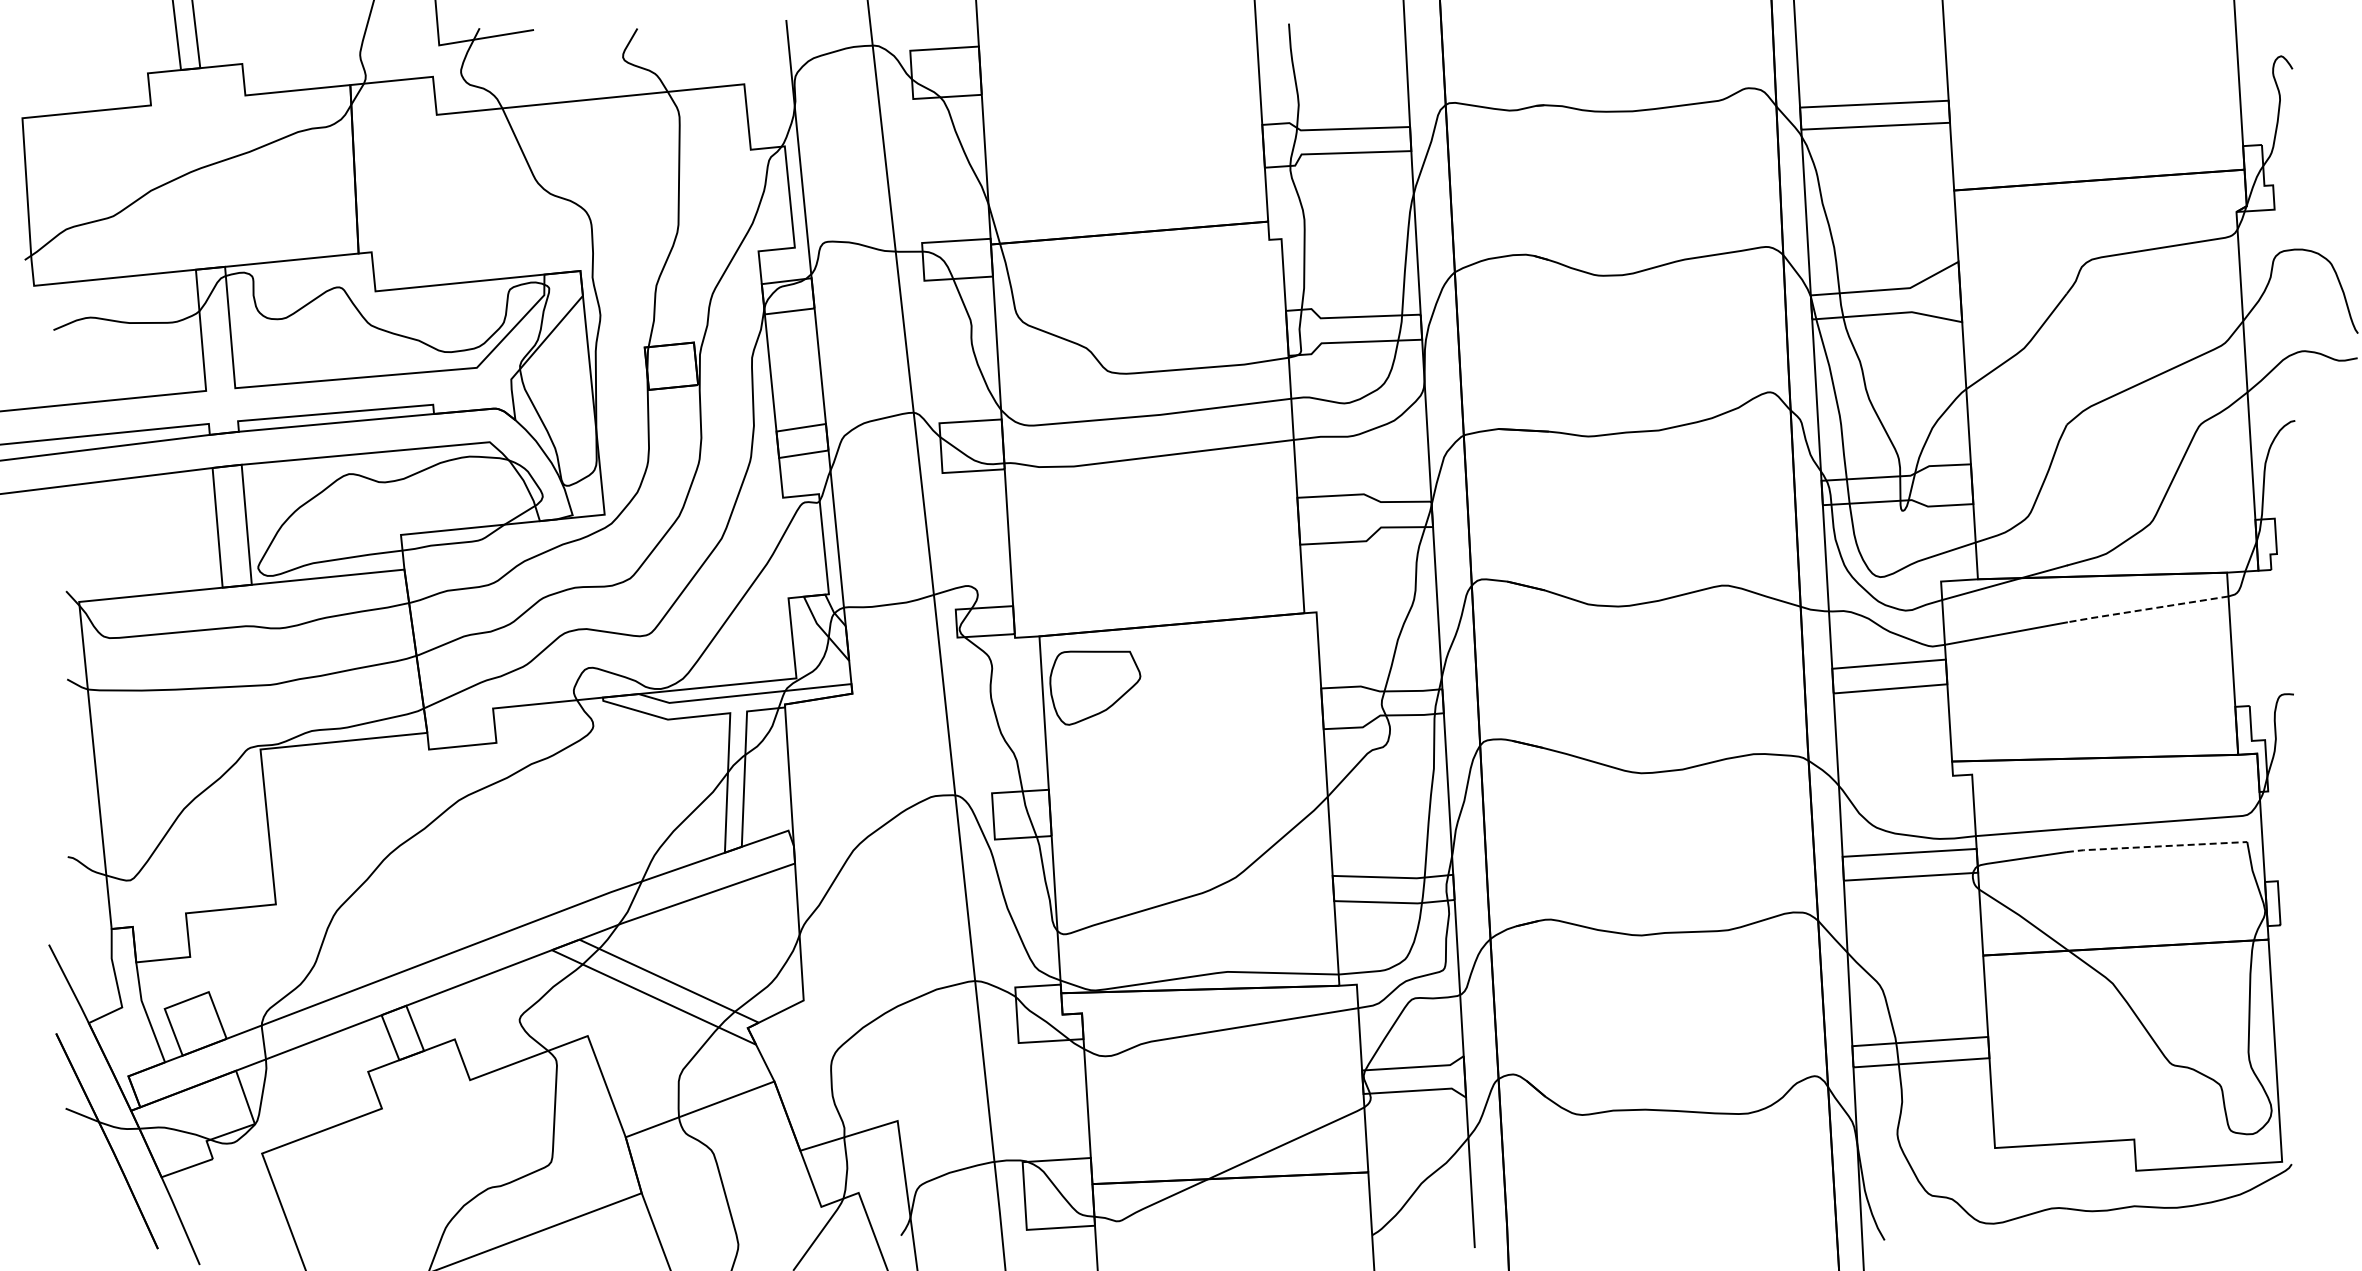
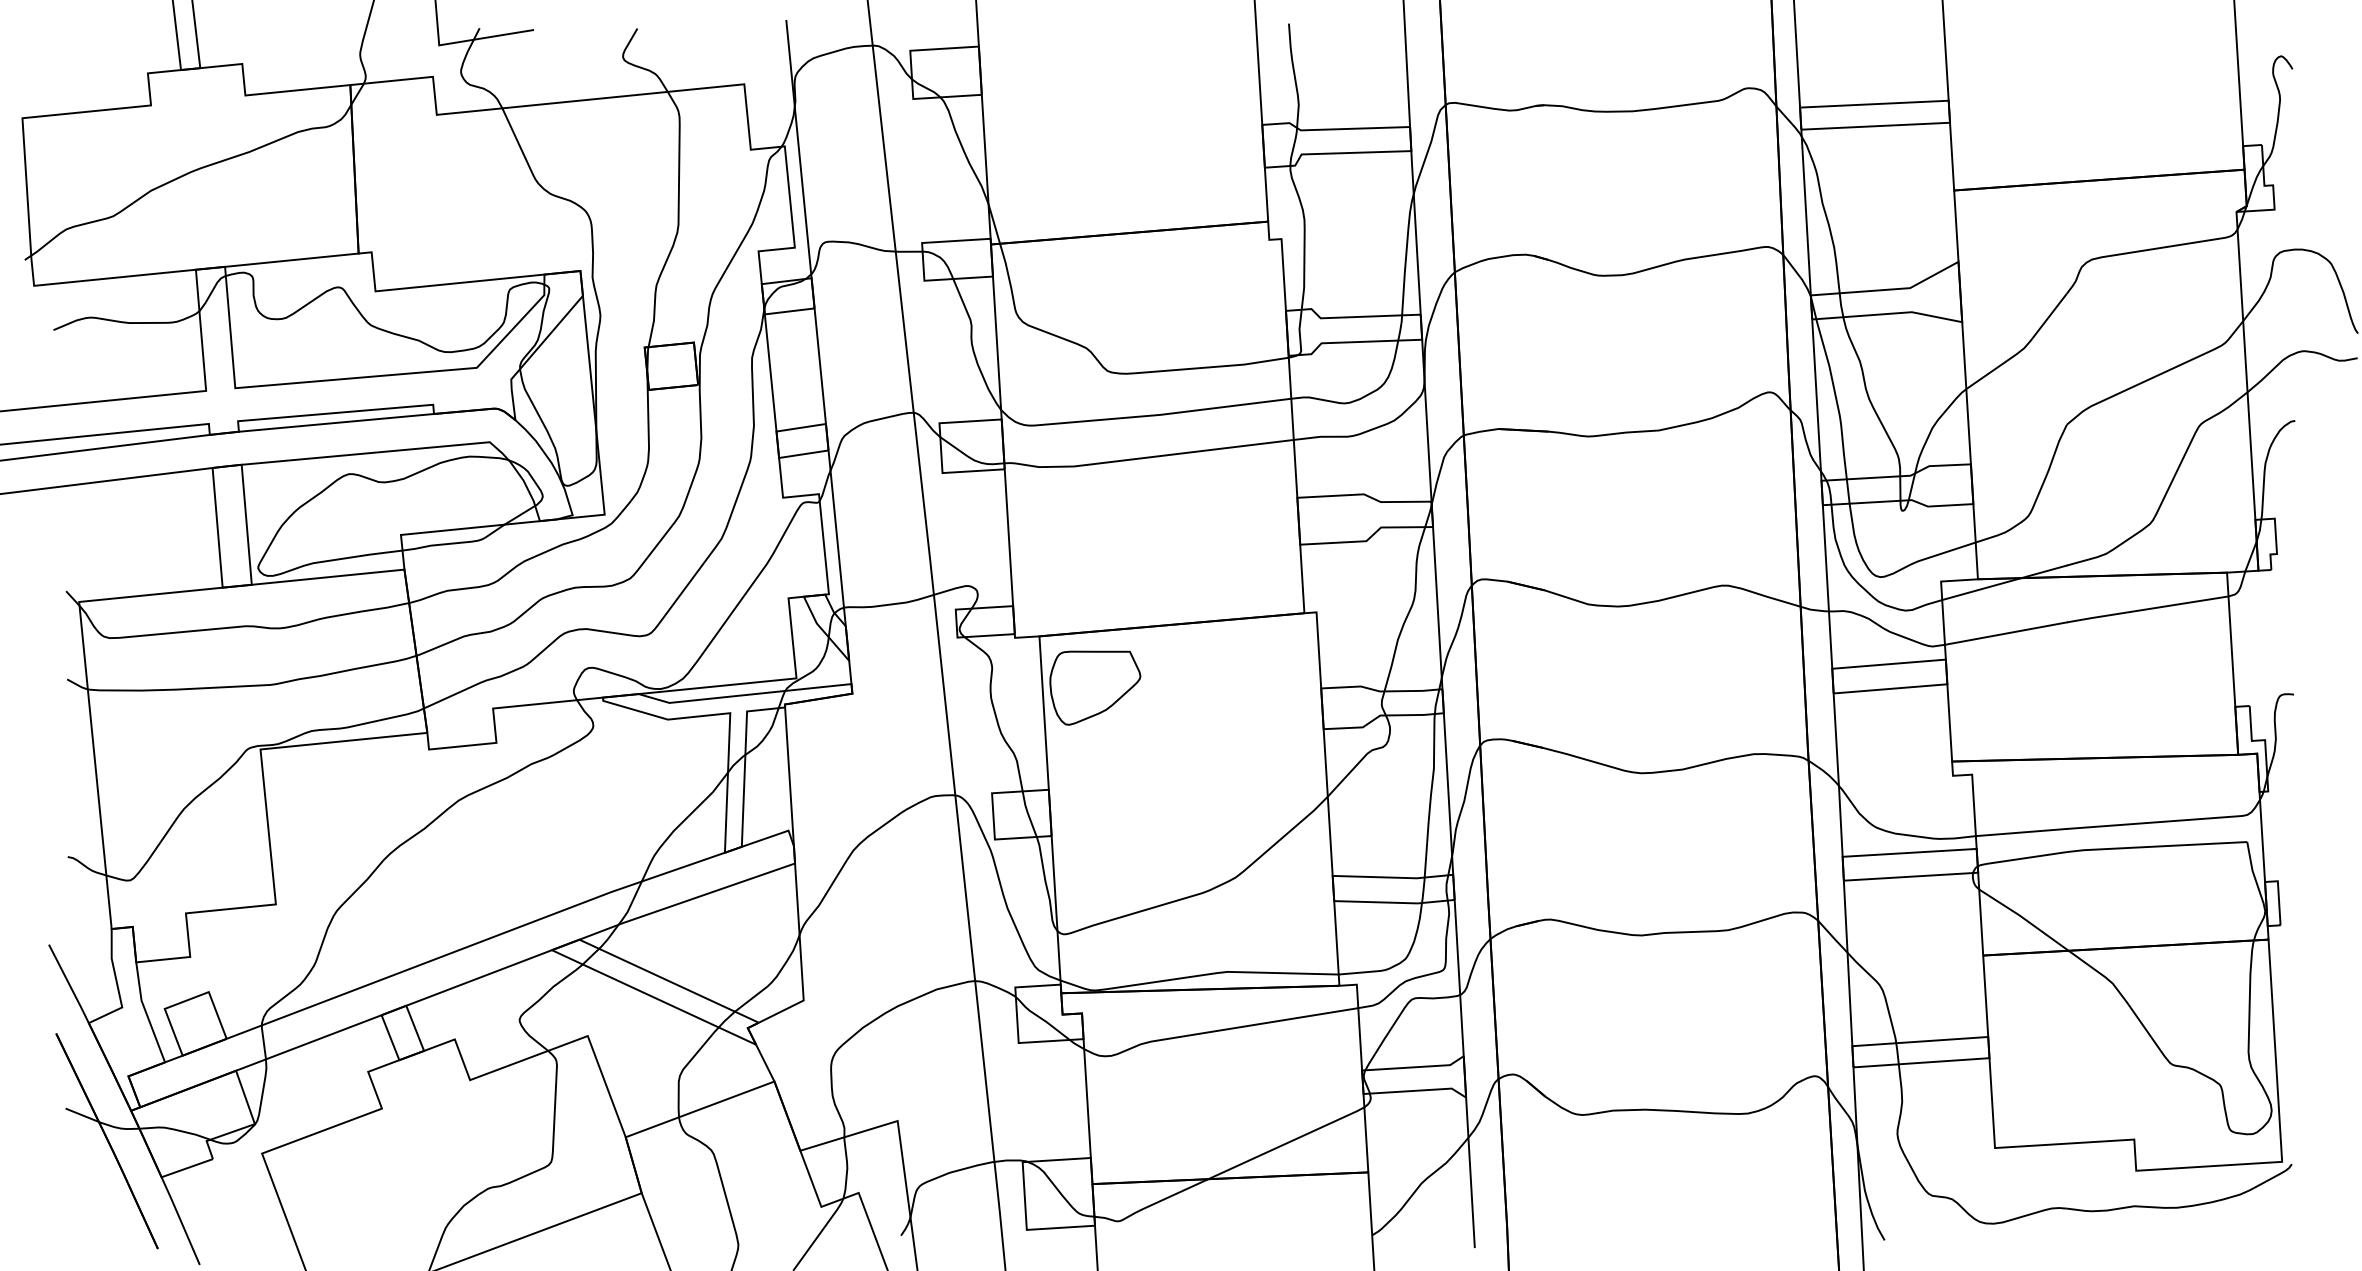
line: dashed -> solid (2146, 609)
line: dashed -> solid (2156, 846)
